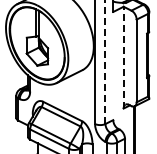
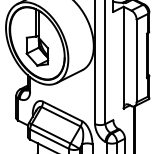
line: dashed -> solid (123, 57)
line: dashed -> solid (105, 62)
